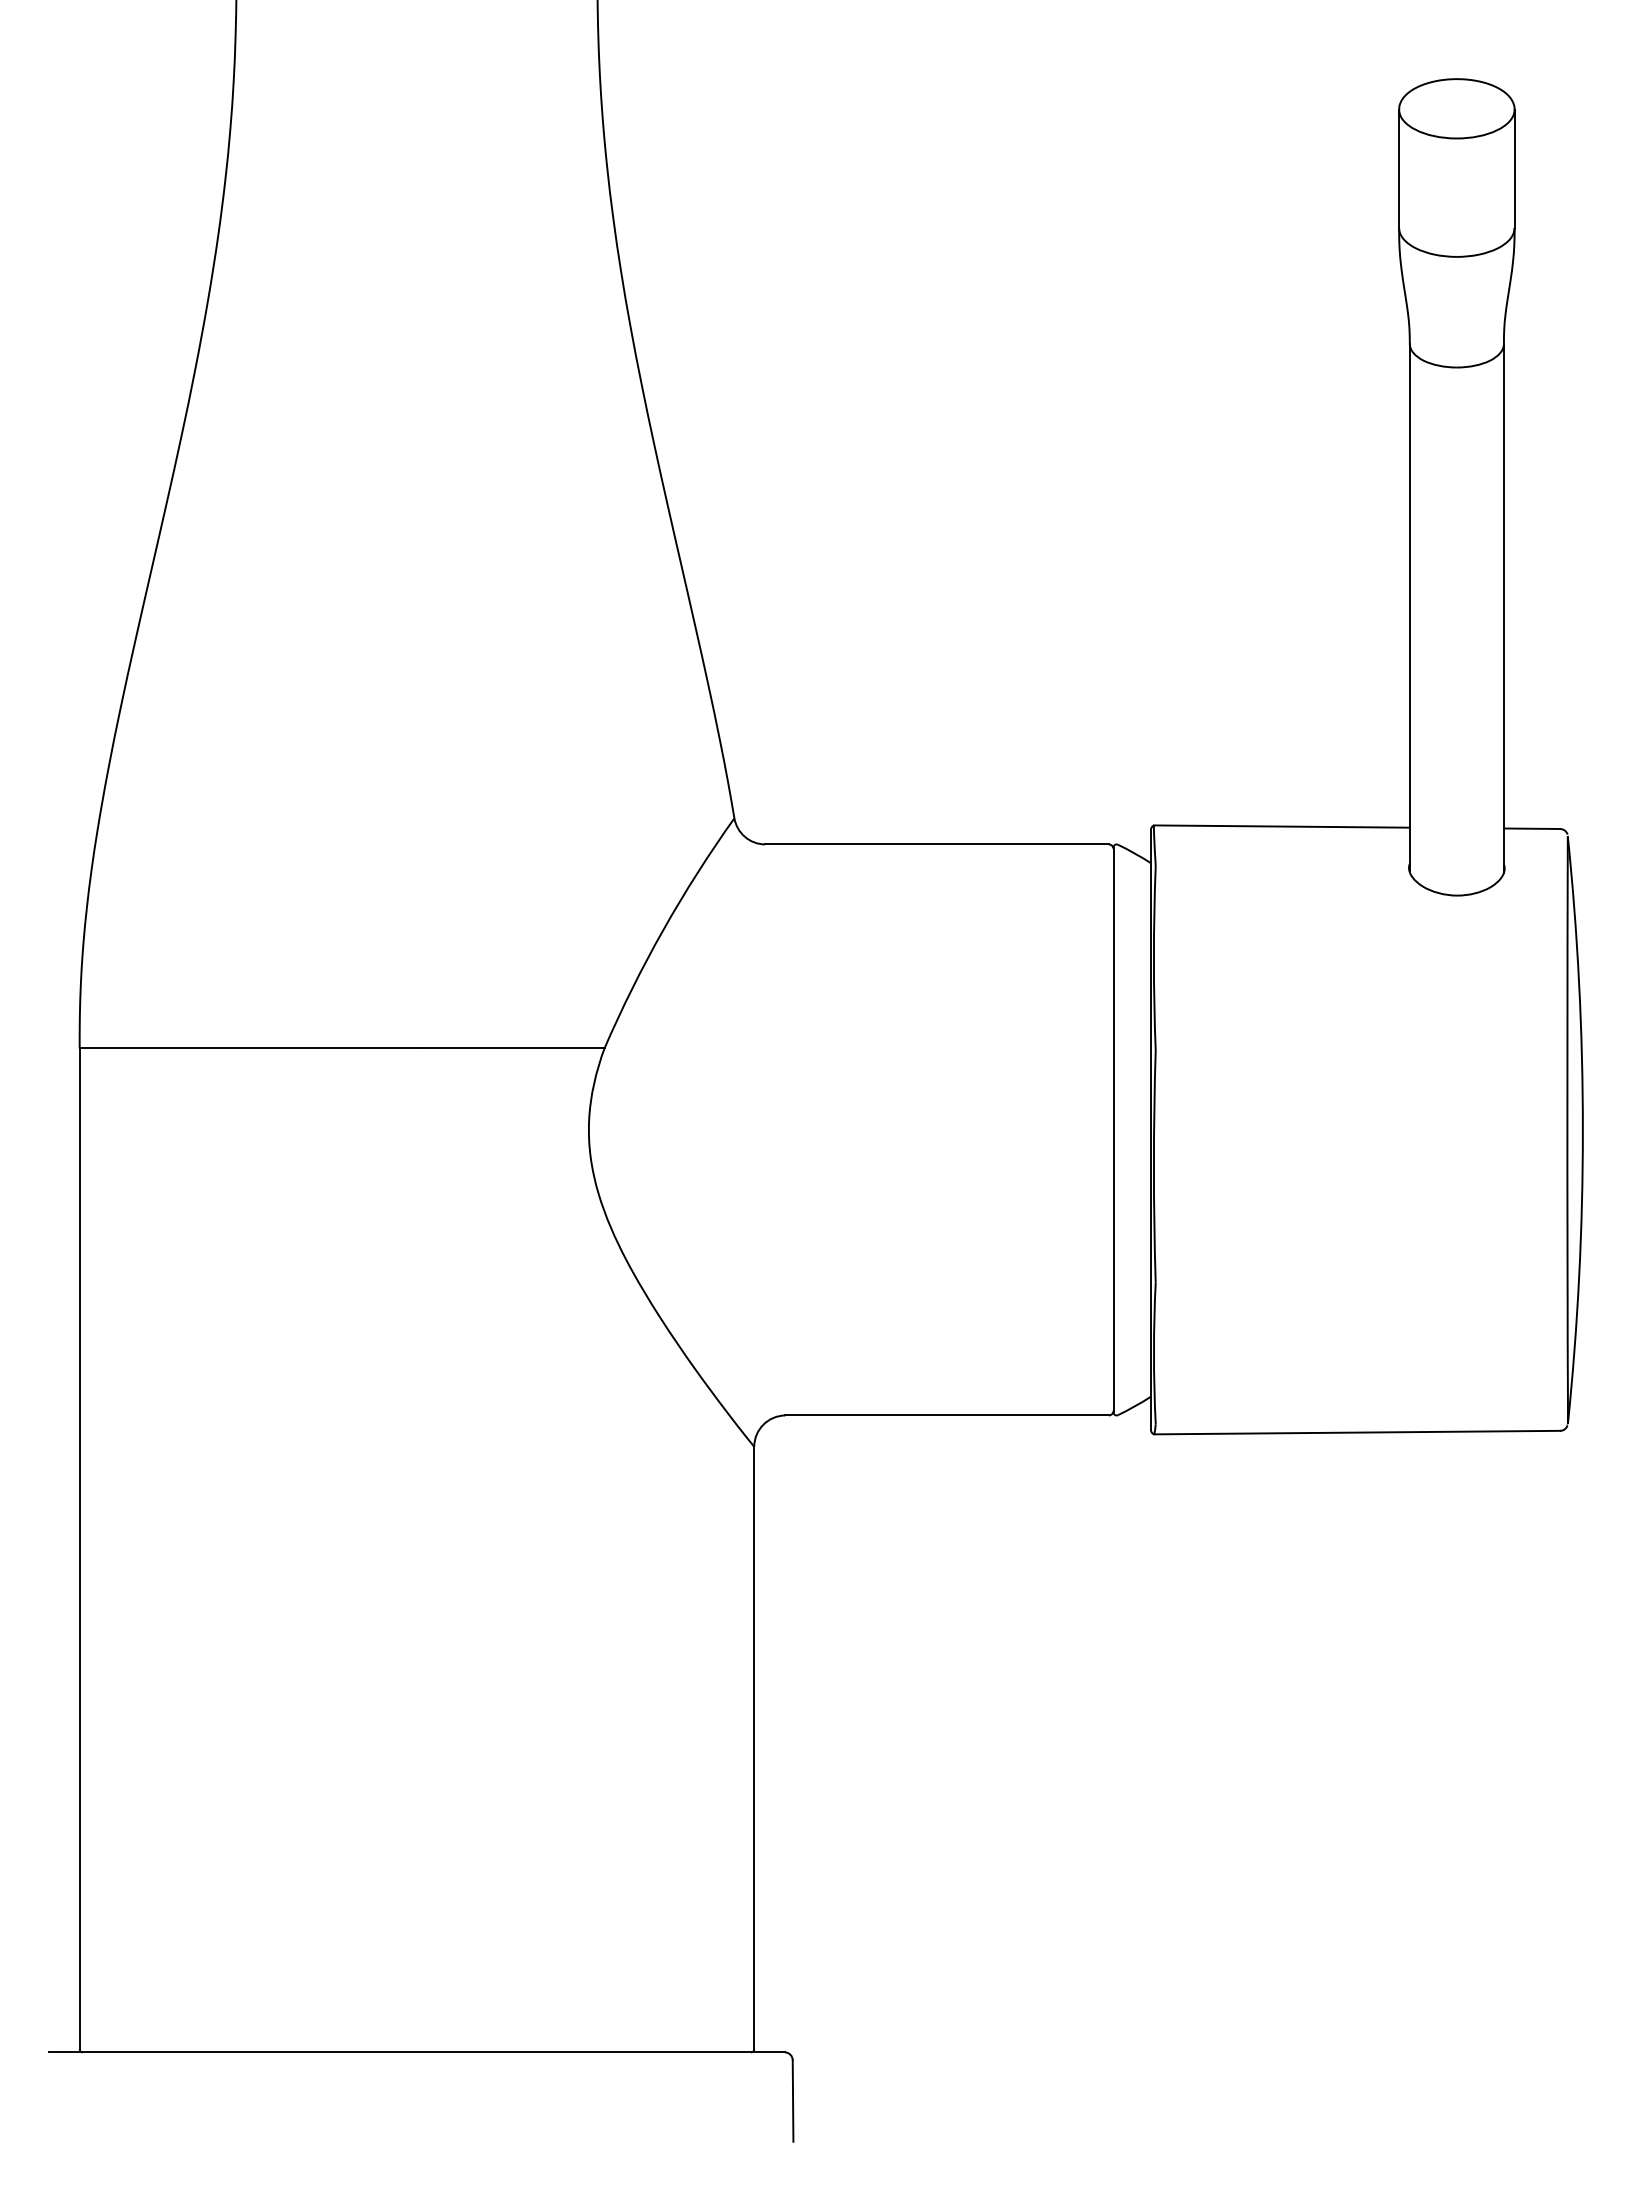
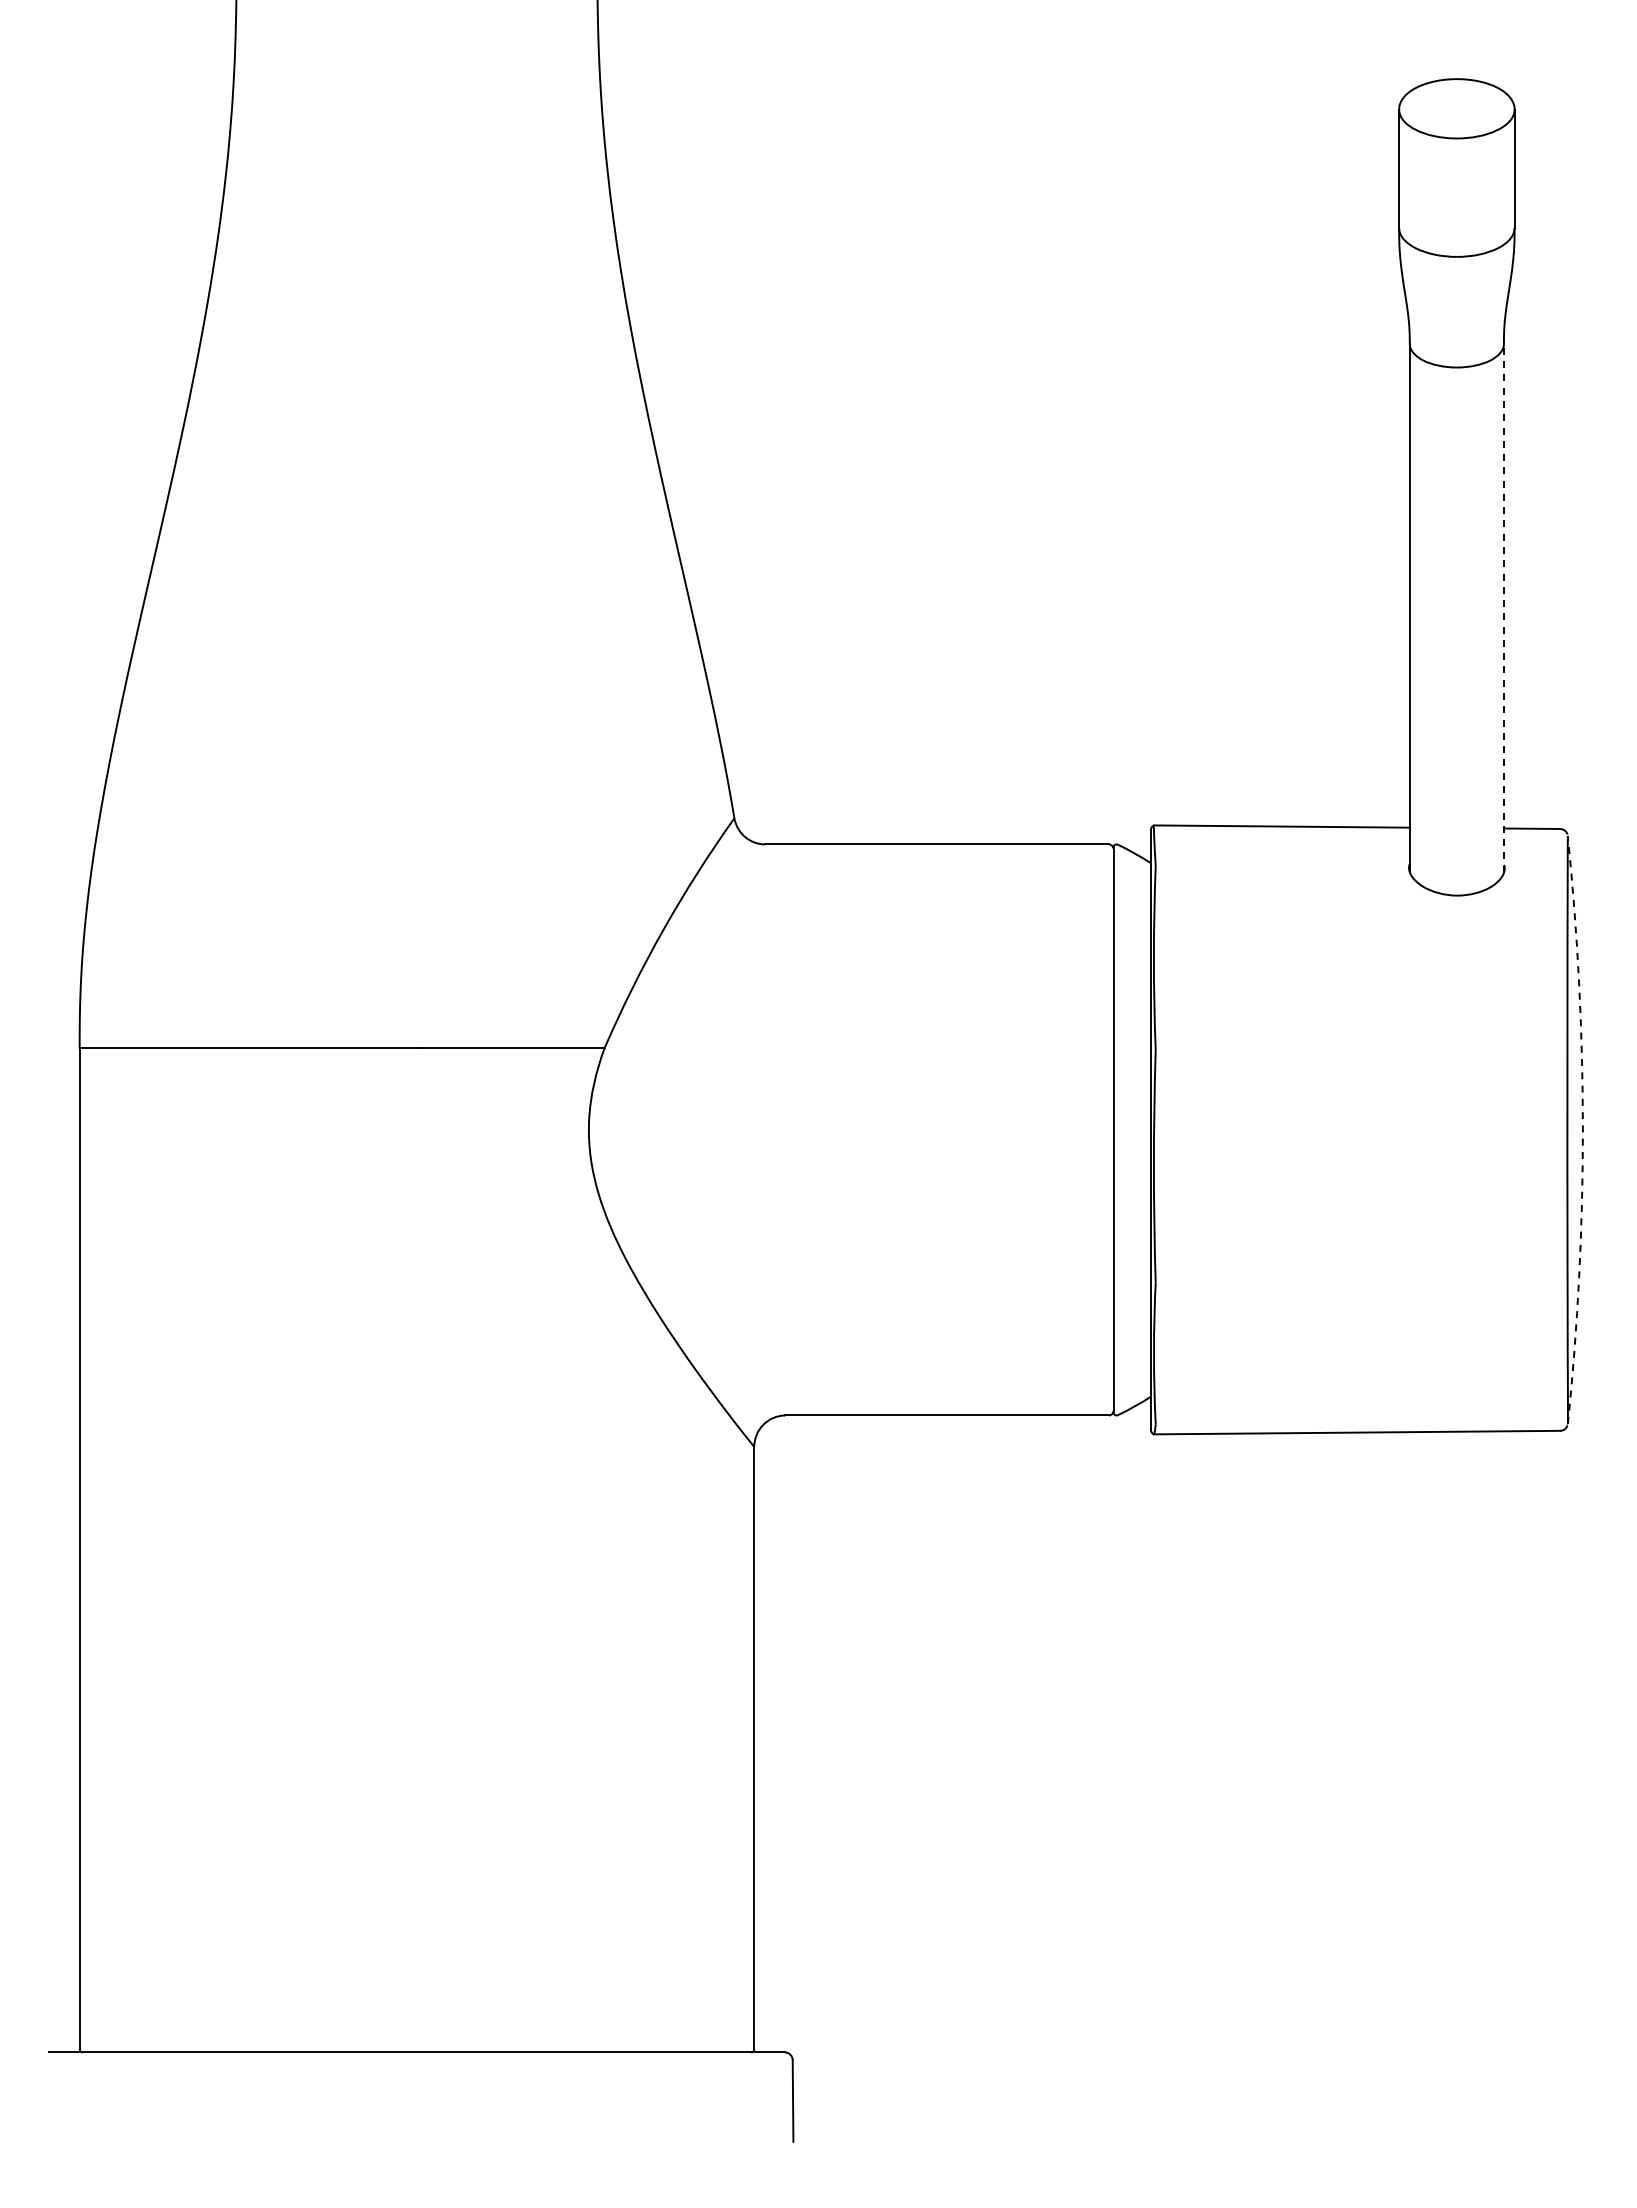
line: solid -> dashed (1503, 607)
arc: solid -> dashed (1582, 1129)
